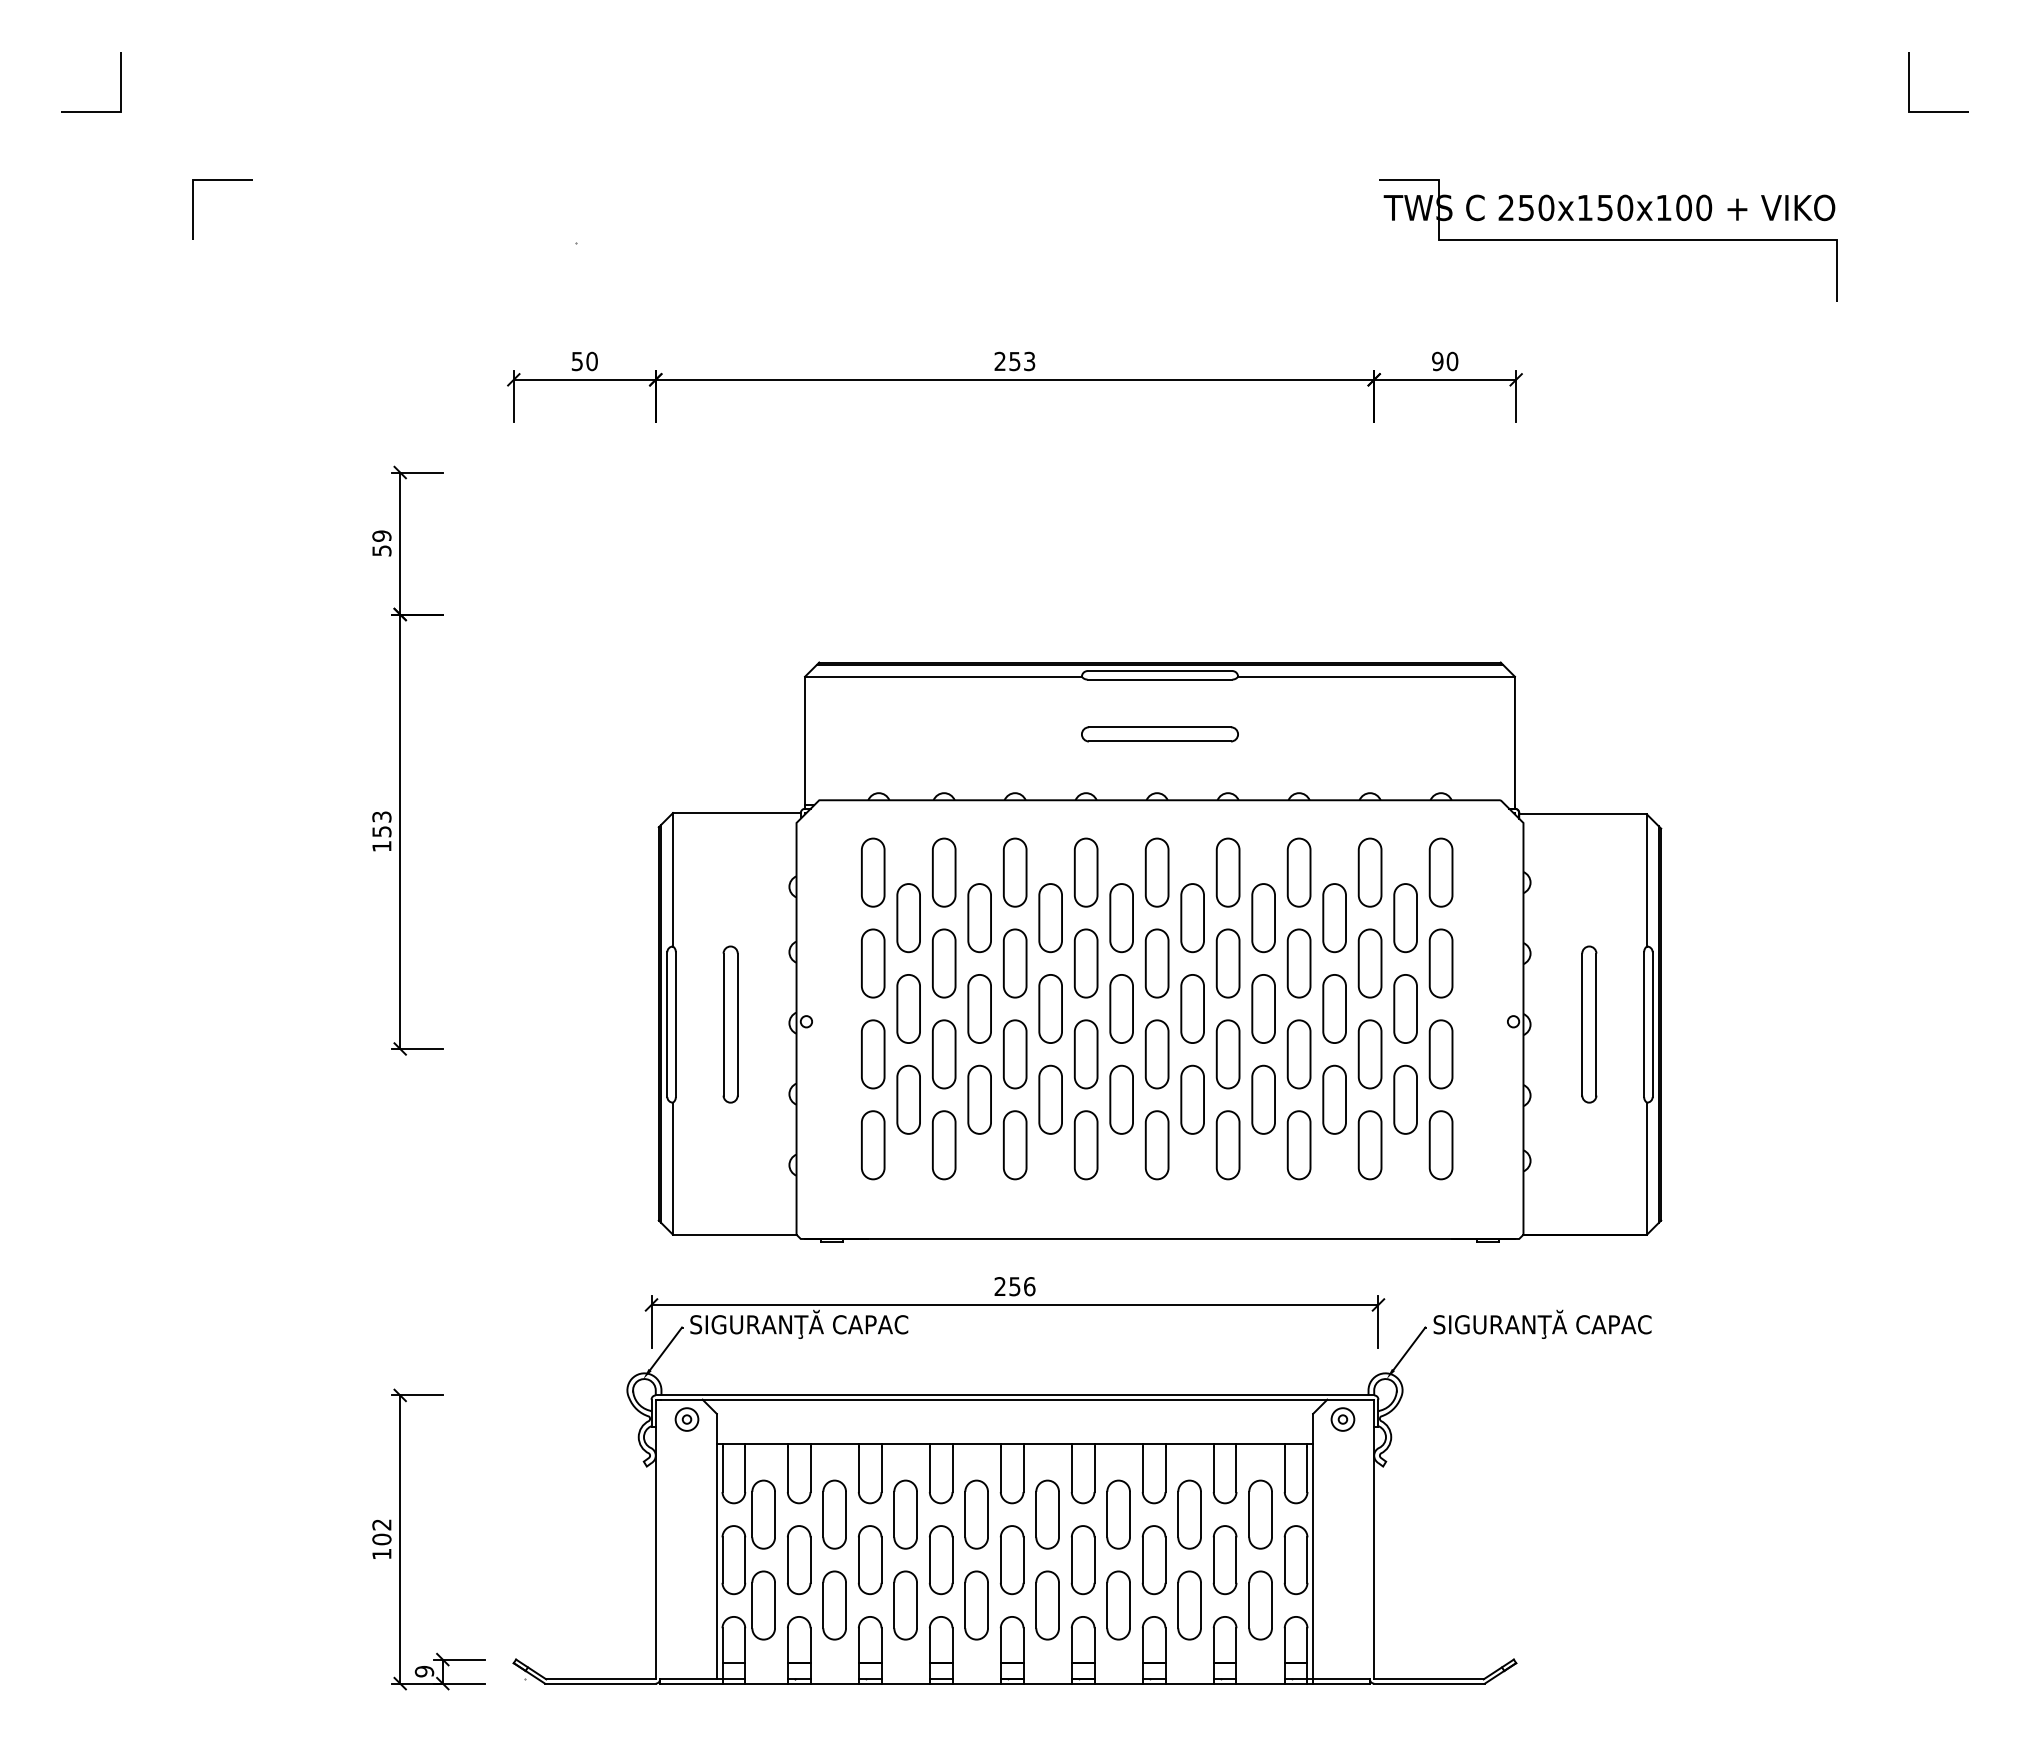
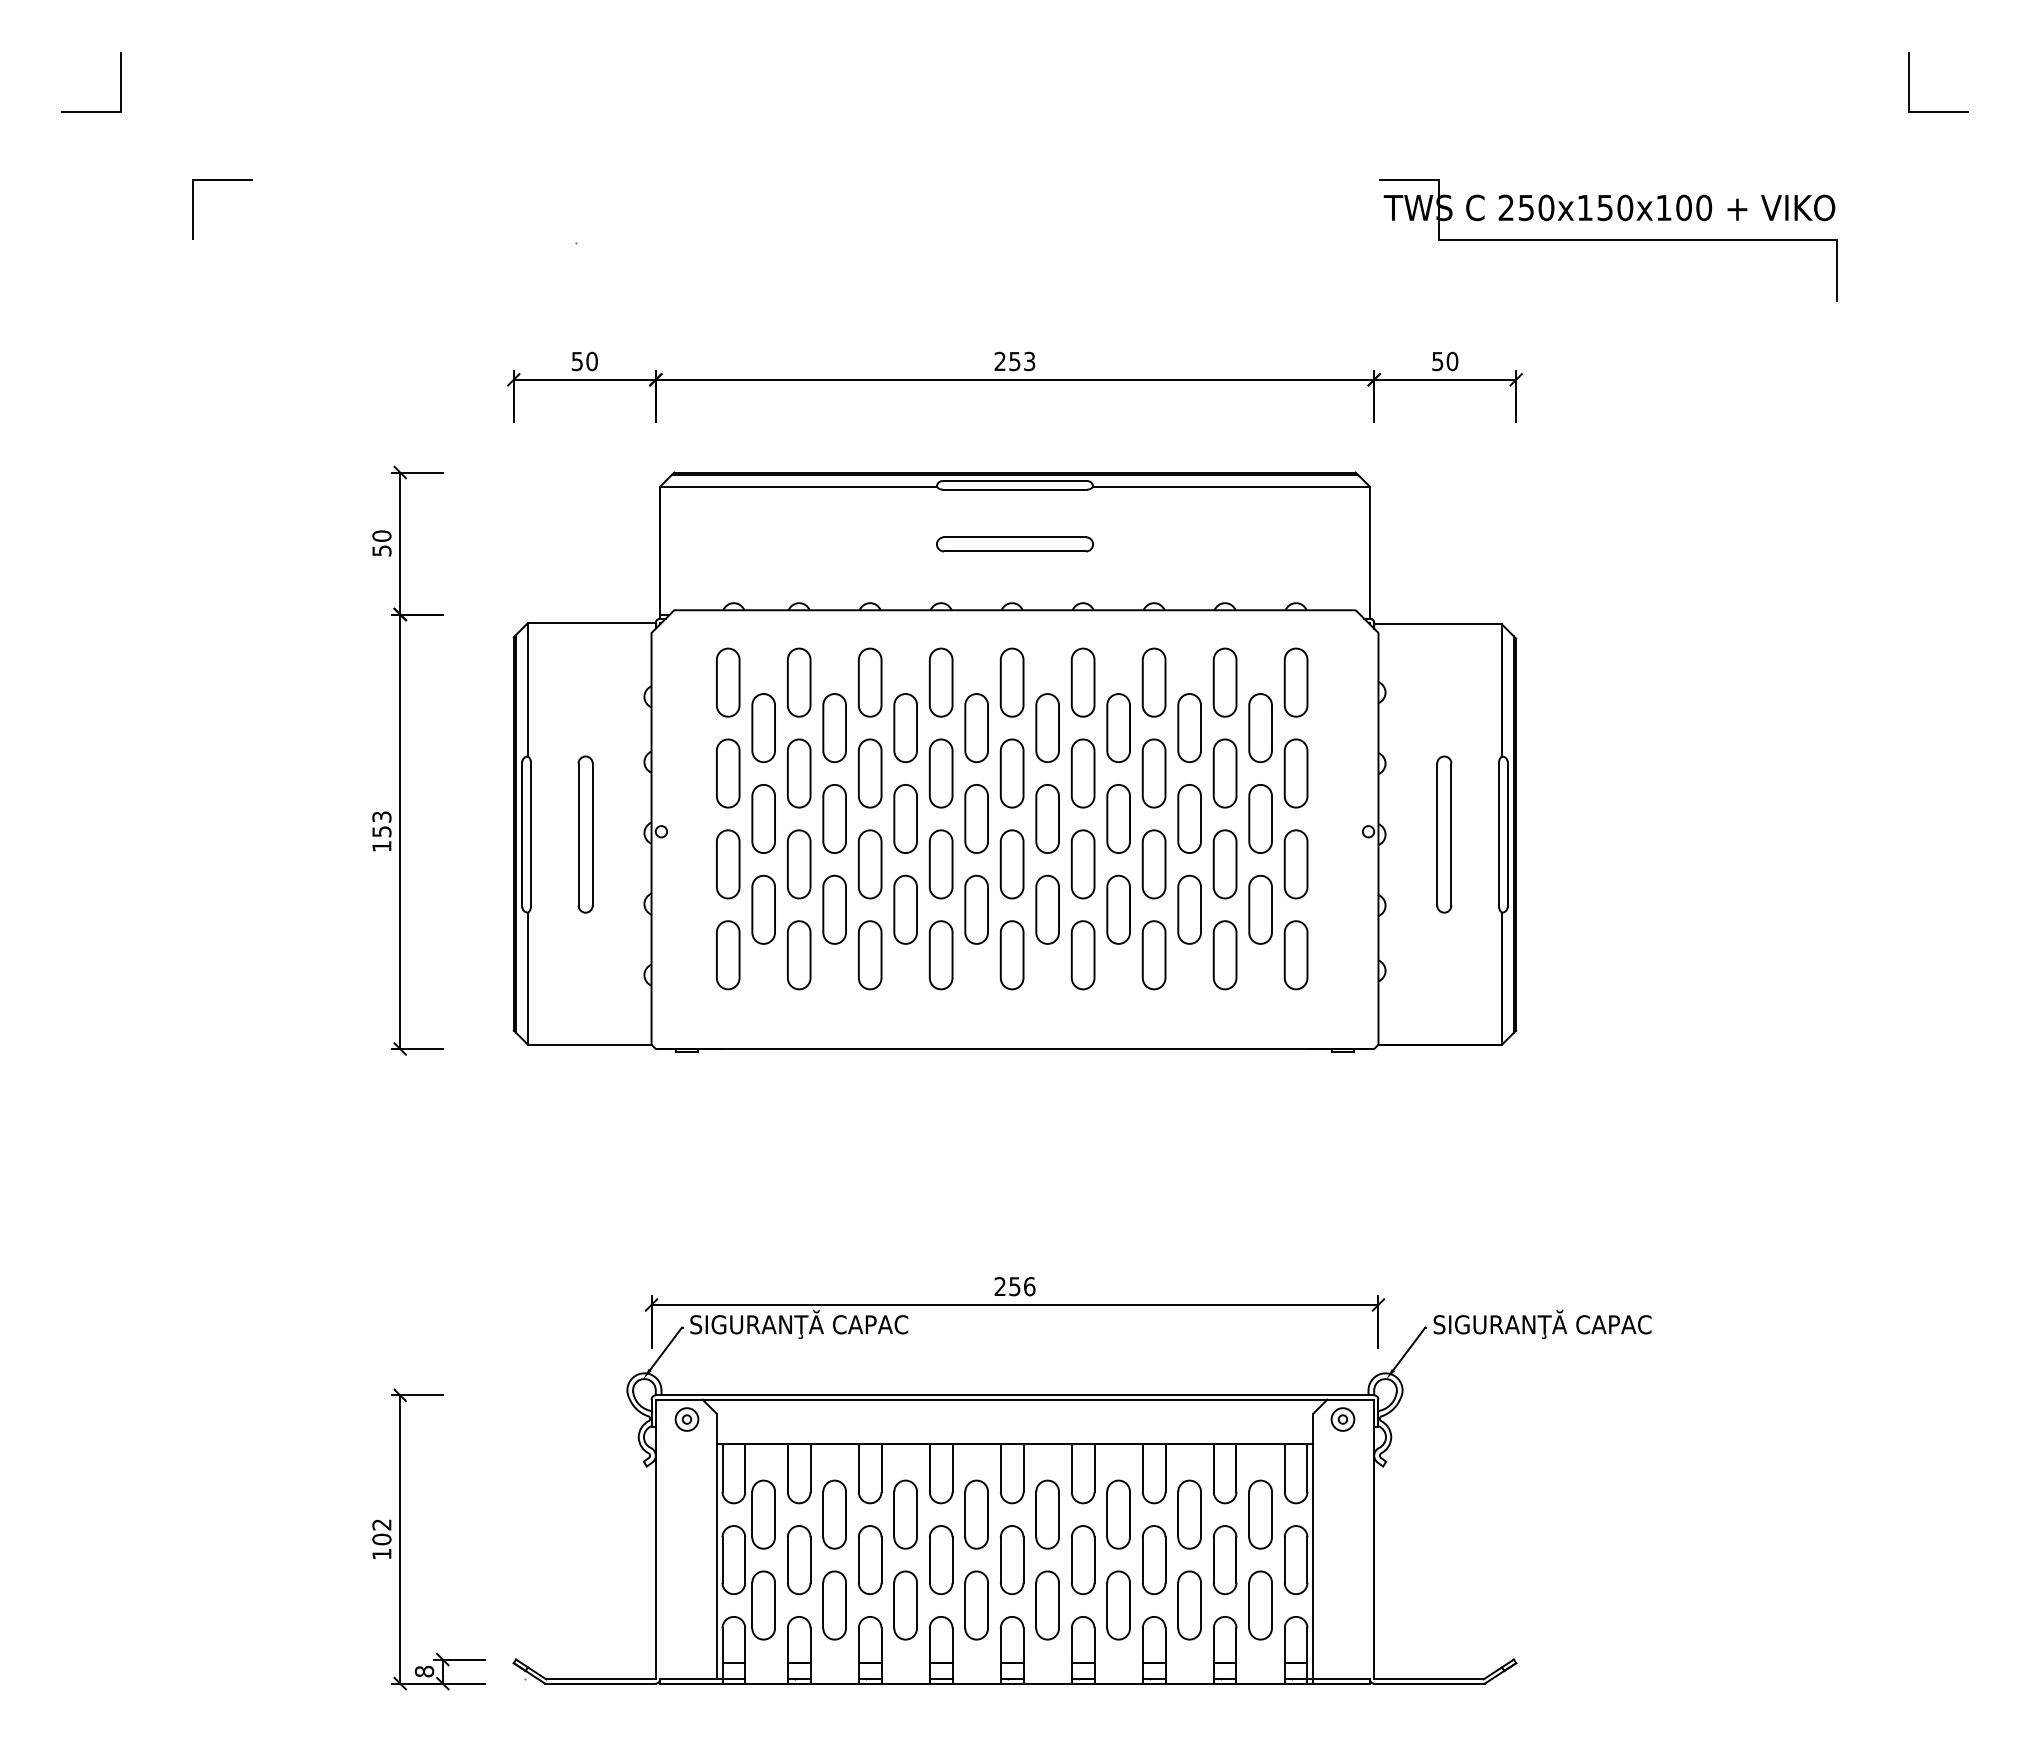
text: 90 -> 50 (1437, 360)
text: 59 -> 50 (381, 535)
part position: (1159, 951) -> (1014, 761) (1014, 761)
text: 9 -> 8 (424, 1671)
